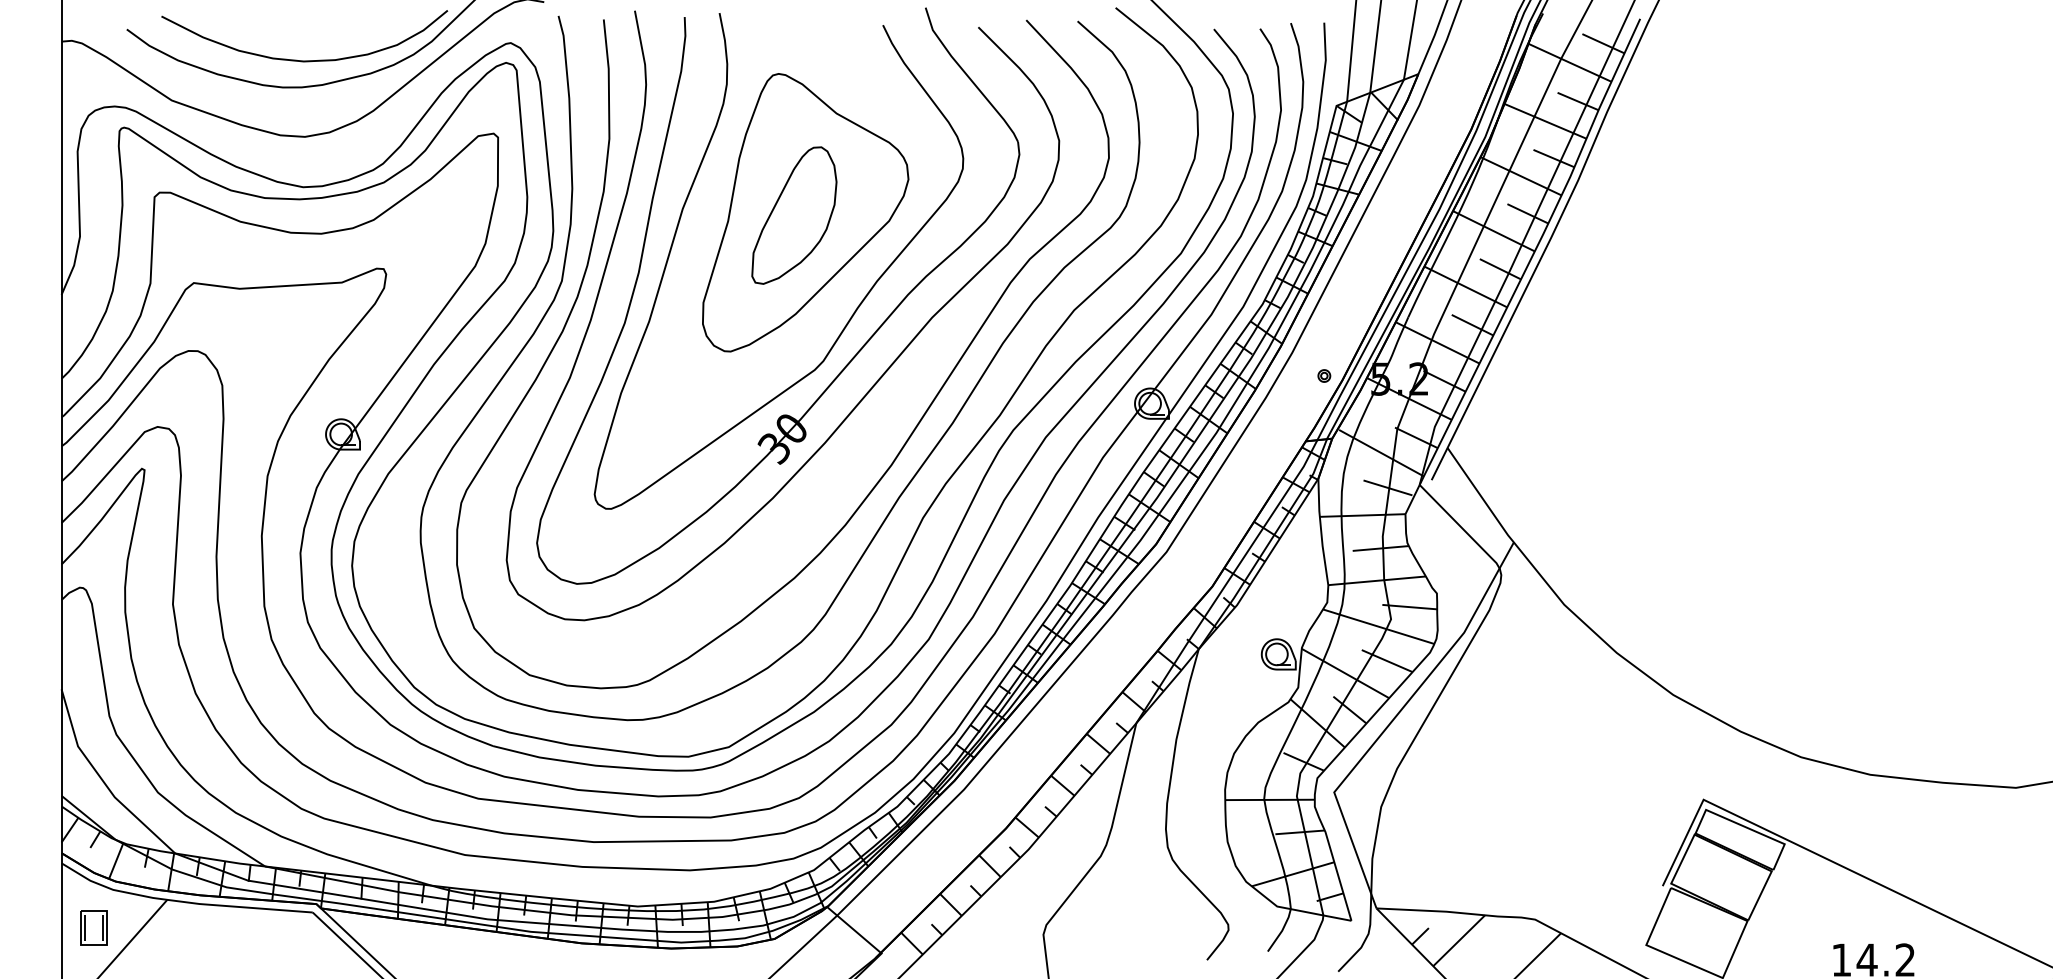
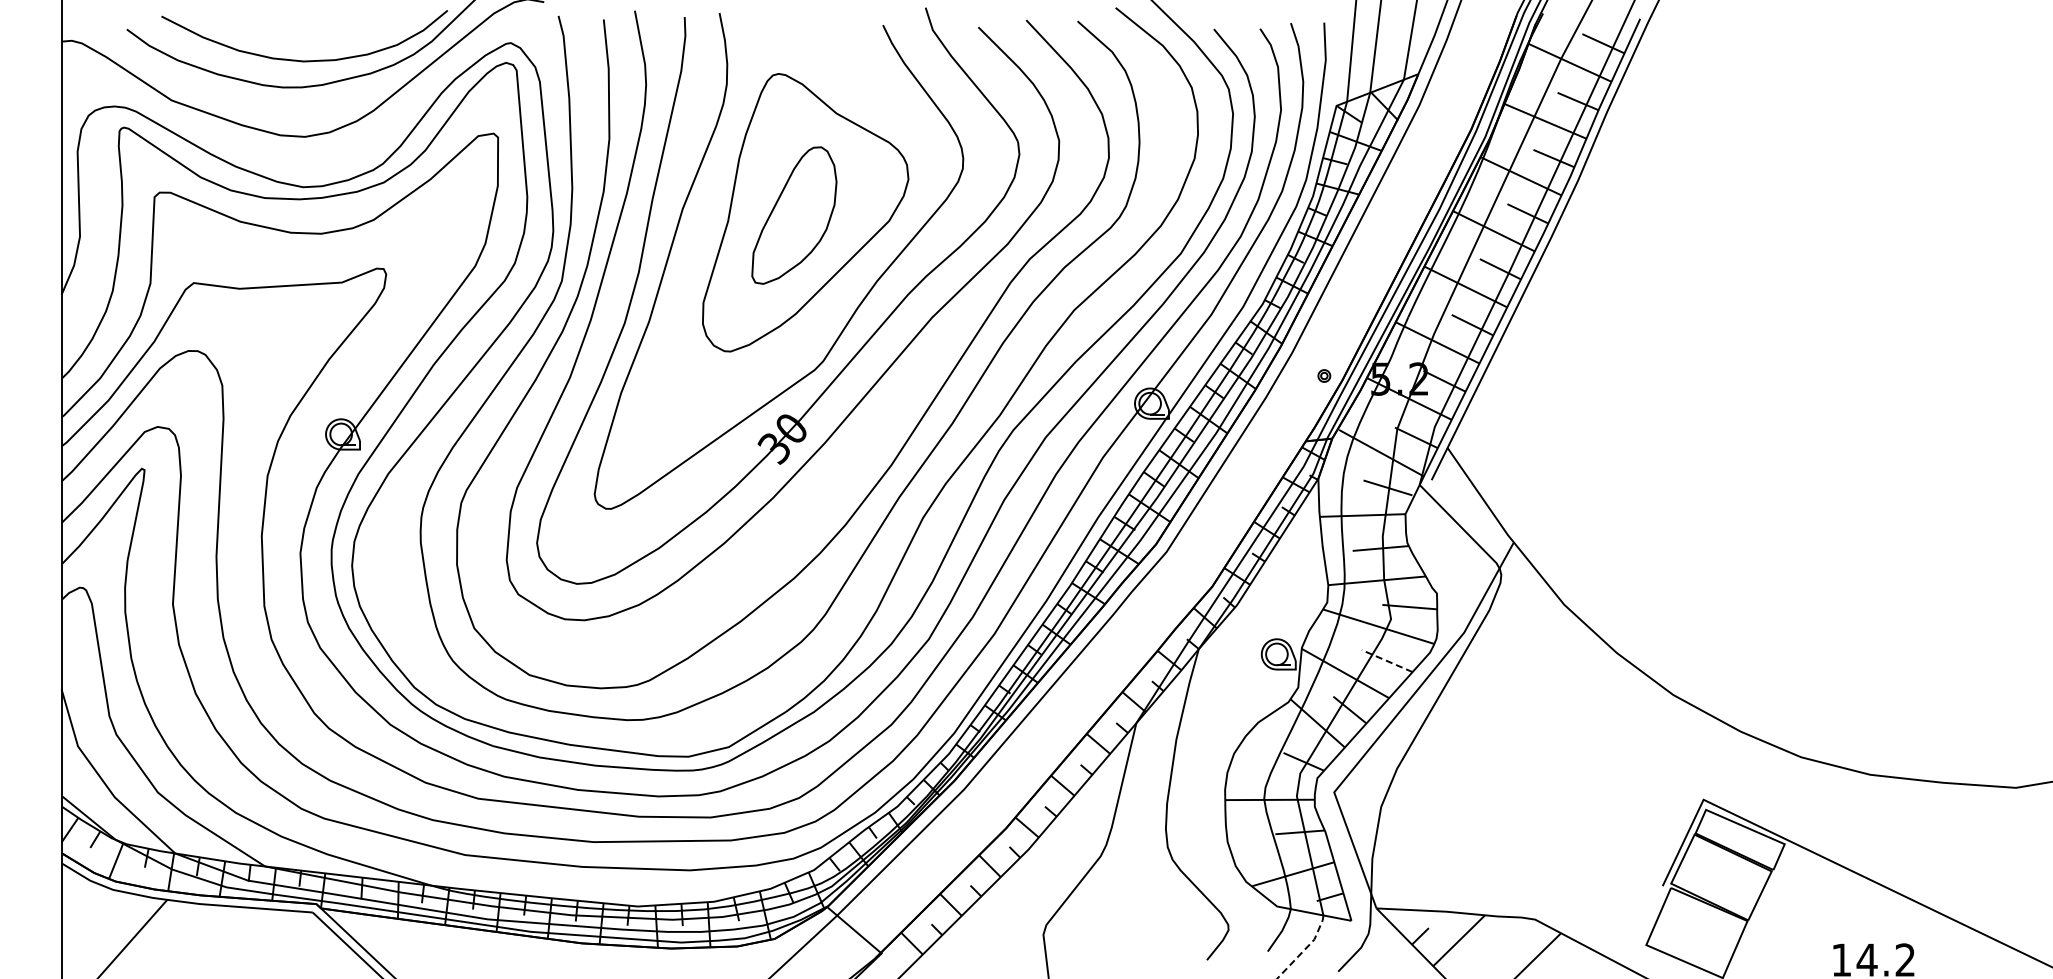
line: solid -> dashed (1387, 661)
part: present -> none (93, 927)
line: solid -> dashed (1306, 948)
